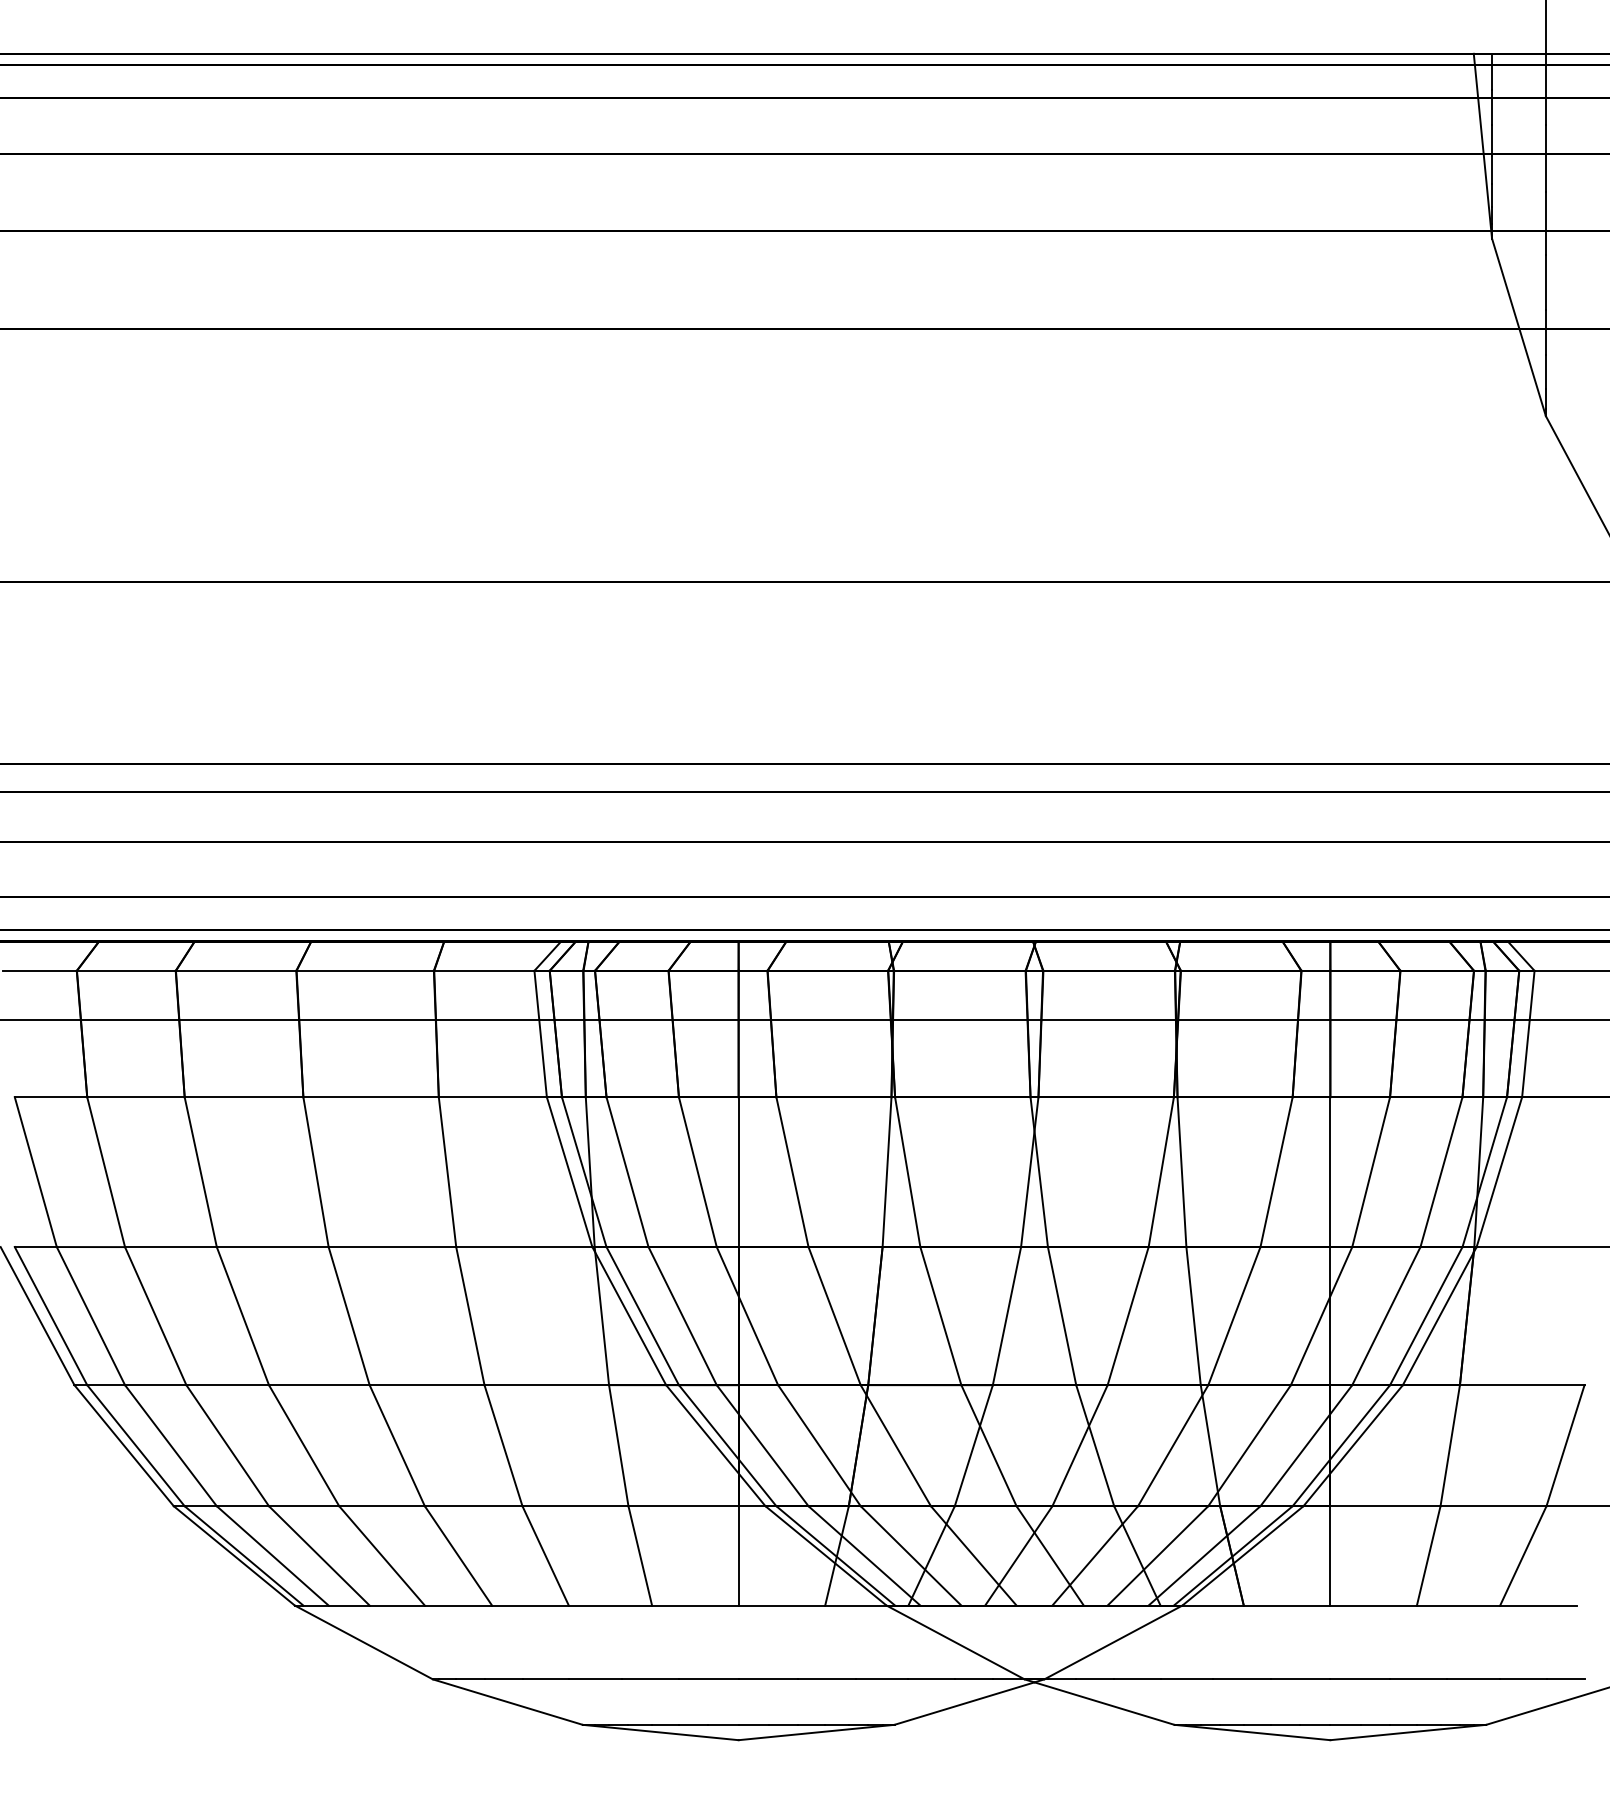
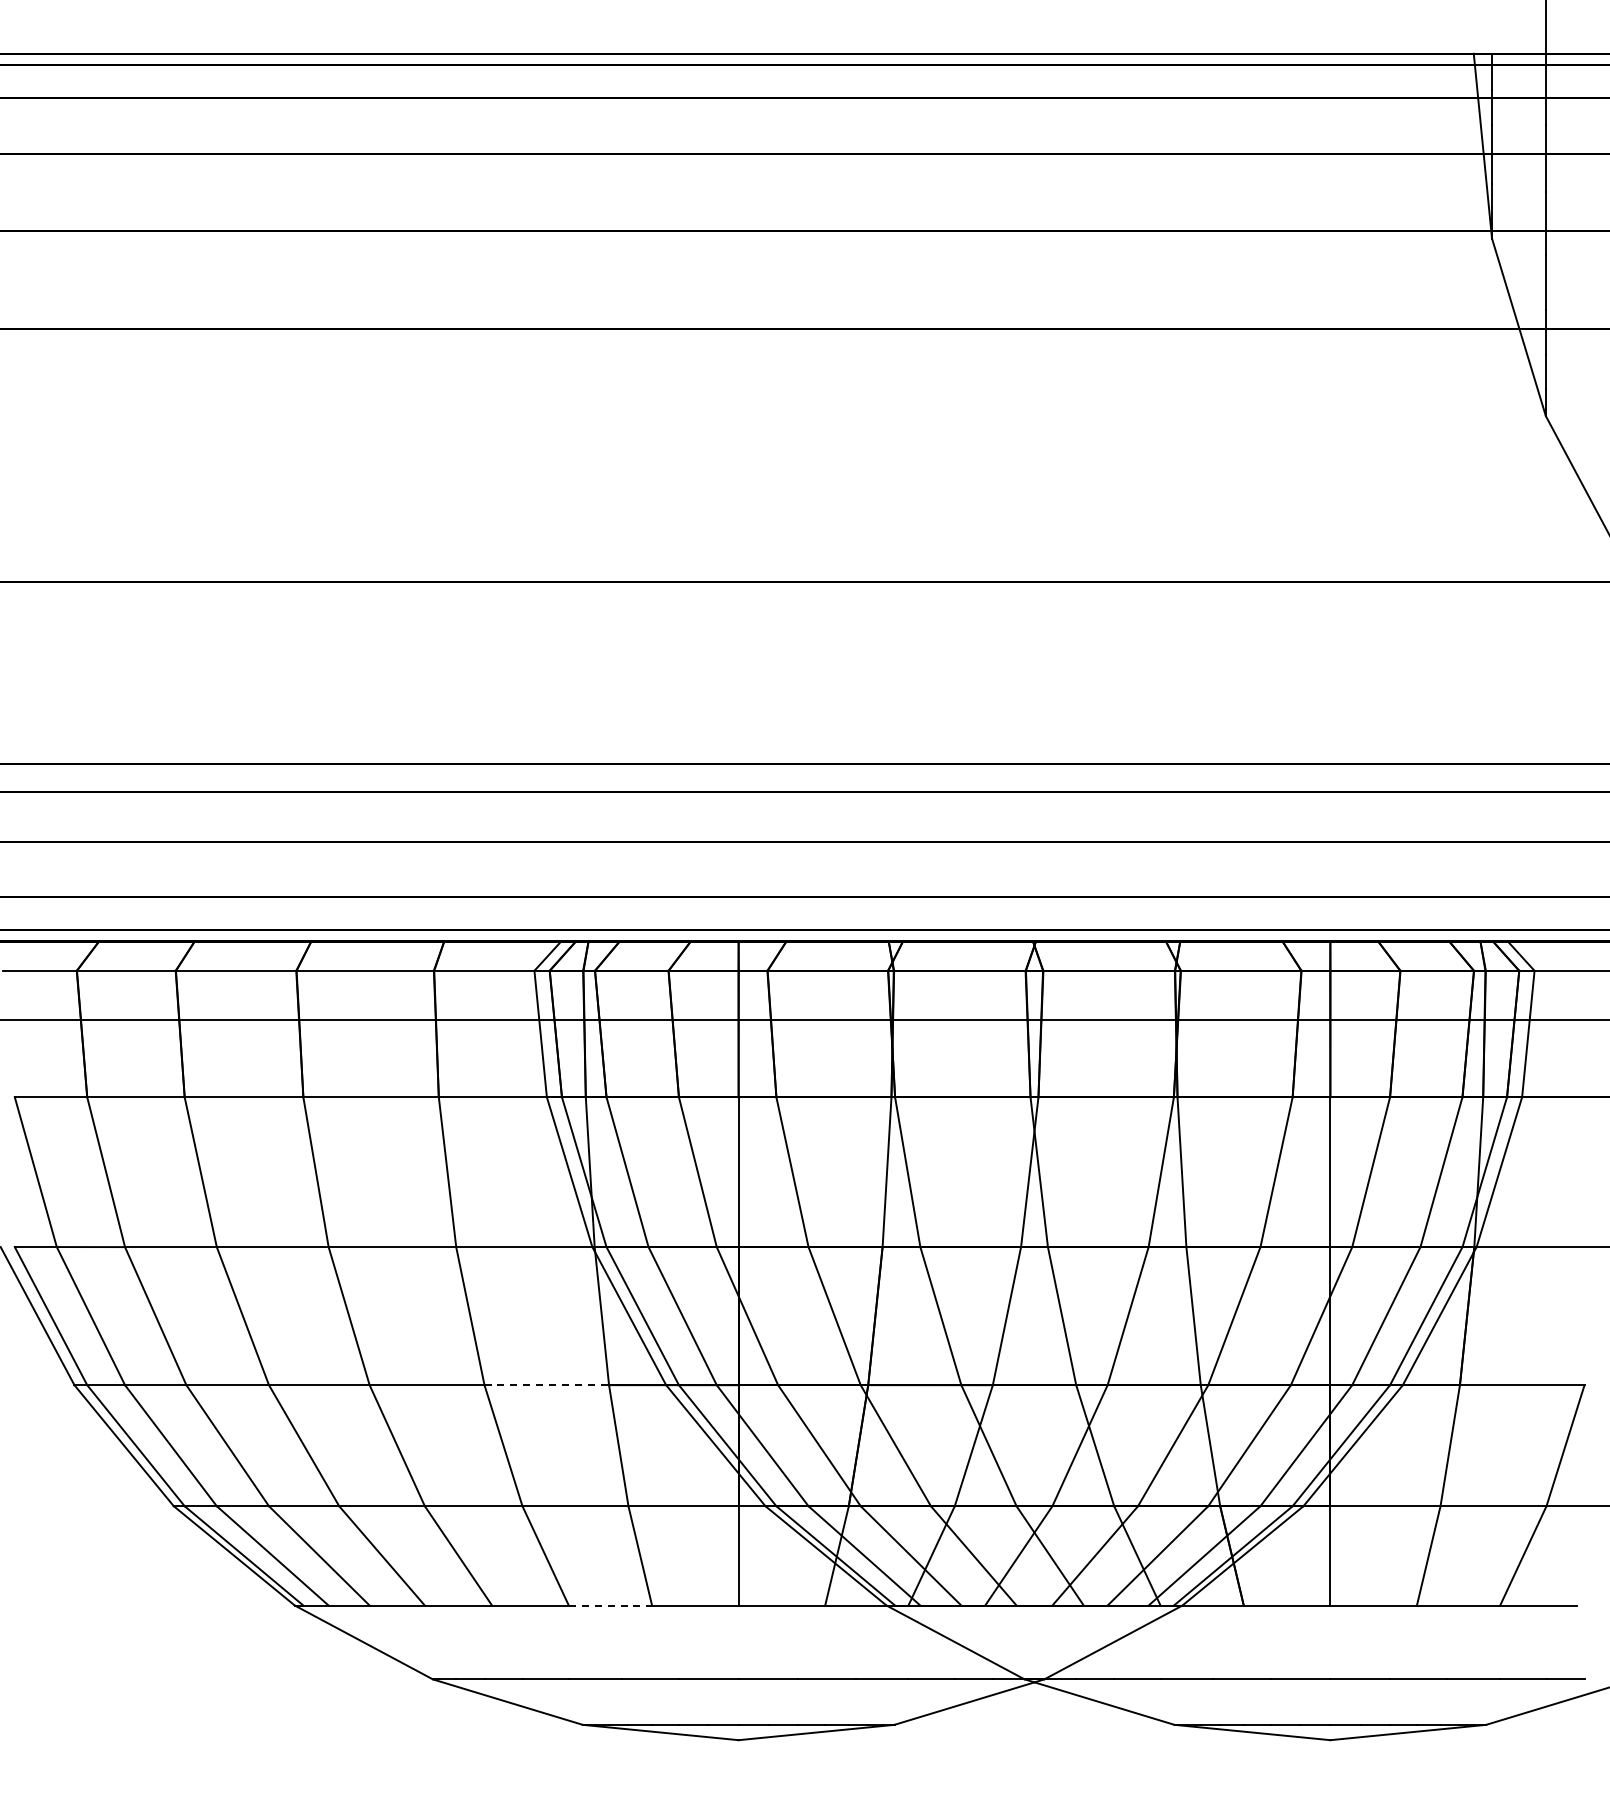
line: solid -> dashed (547, 1385)
line: solid -> dashed (610, 1605)
